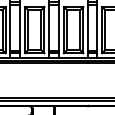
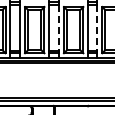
line: solid -> dashed (59, 28)
line: solid -> dashed (97, 28)
